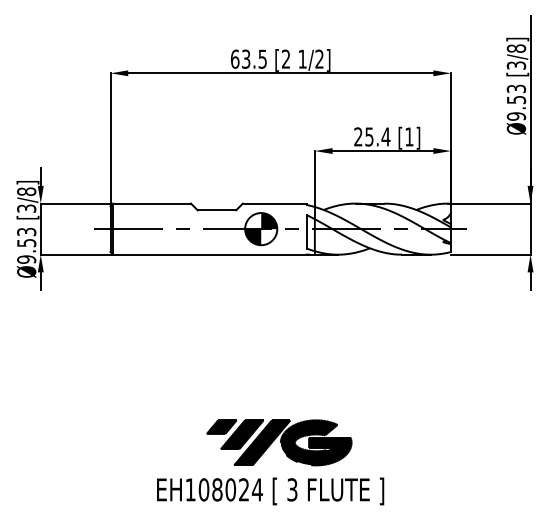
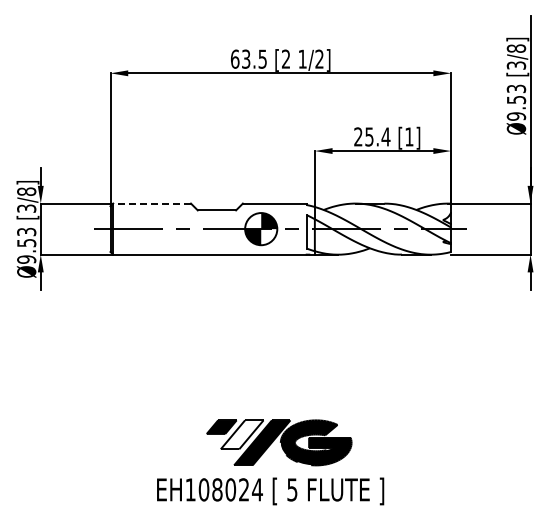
line: solid -> dashed (152, 203)
fill: present -> none (241, 434)
text: 3 -> 5 (292, 489)
